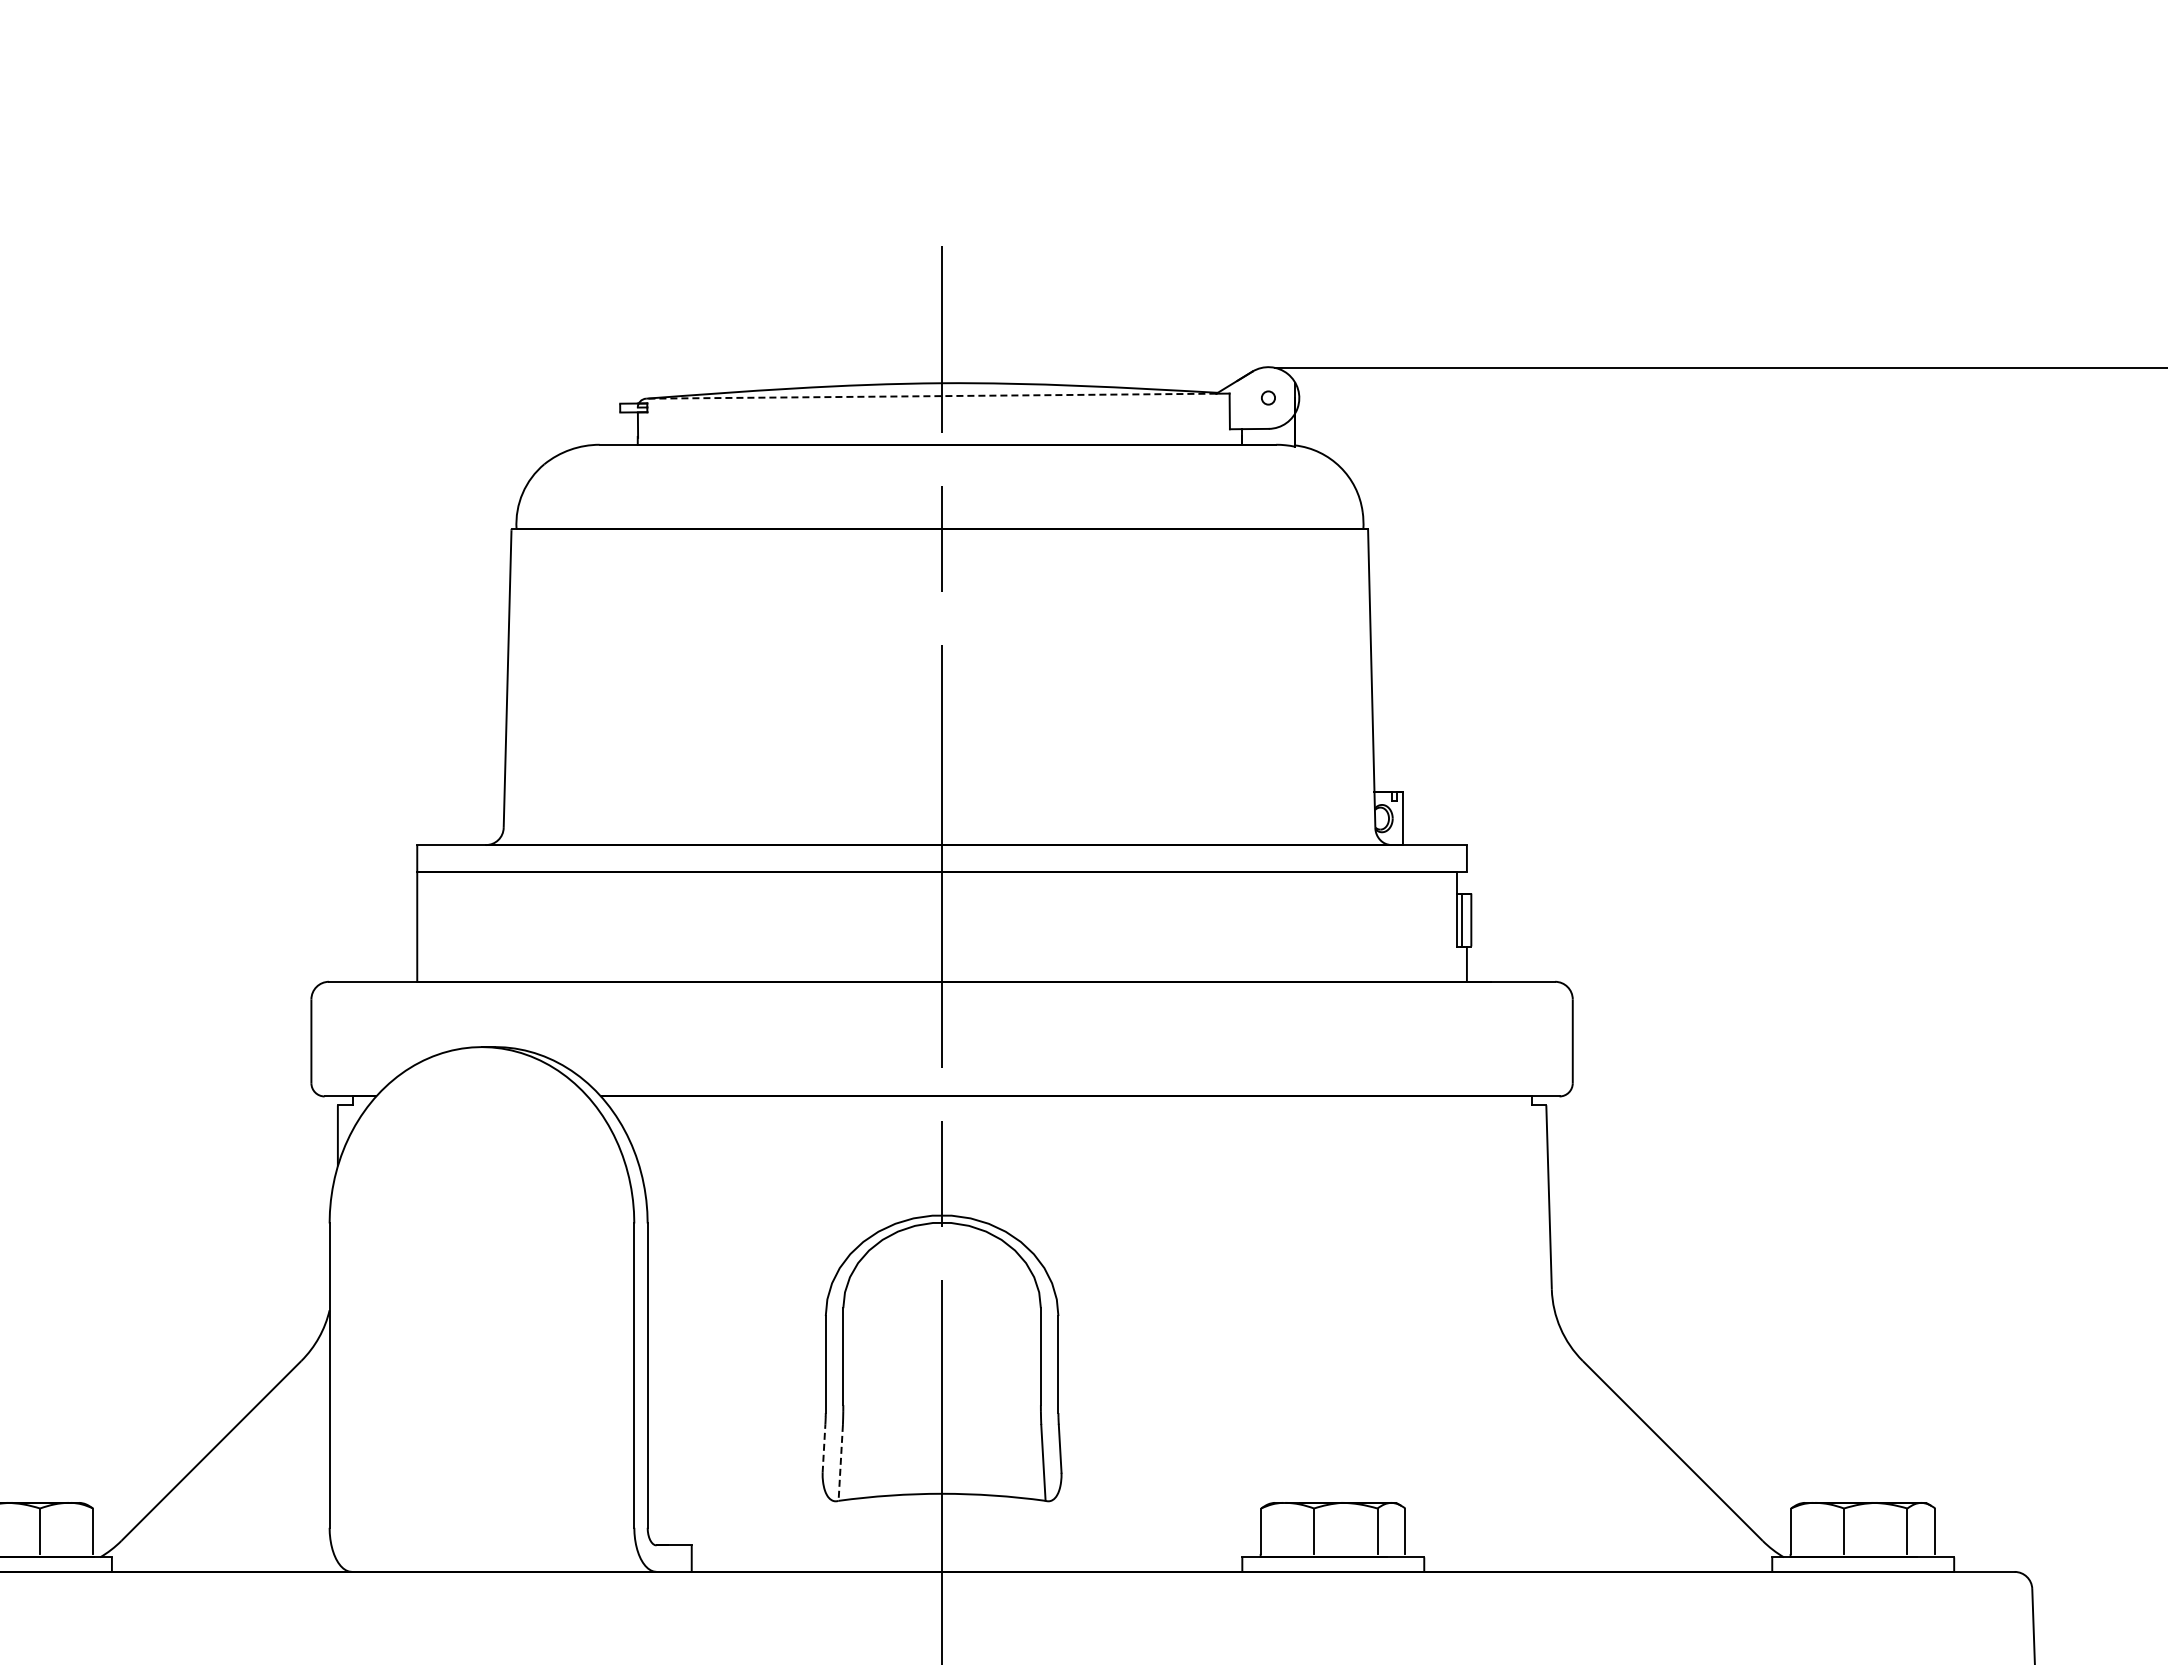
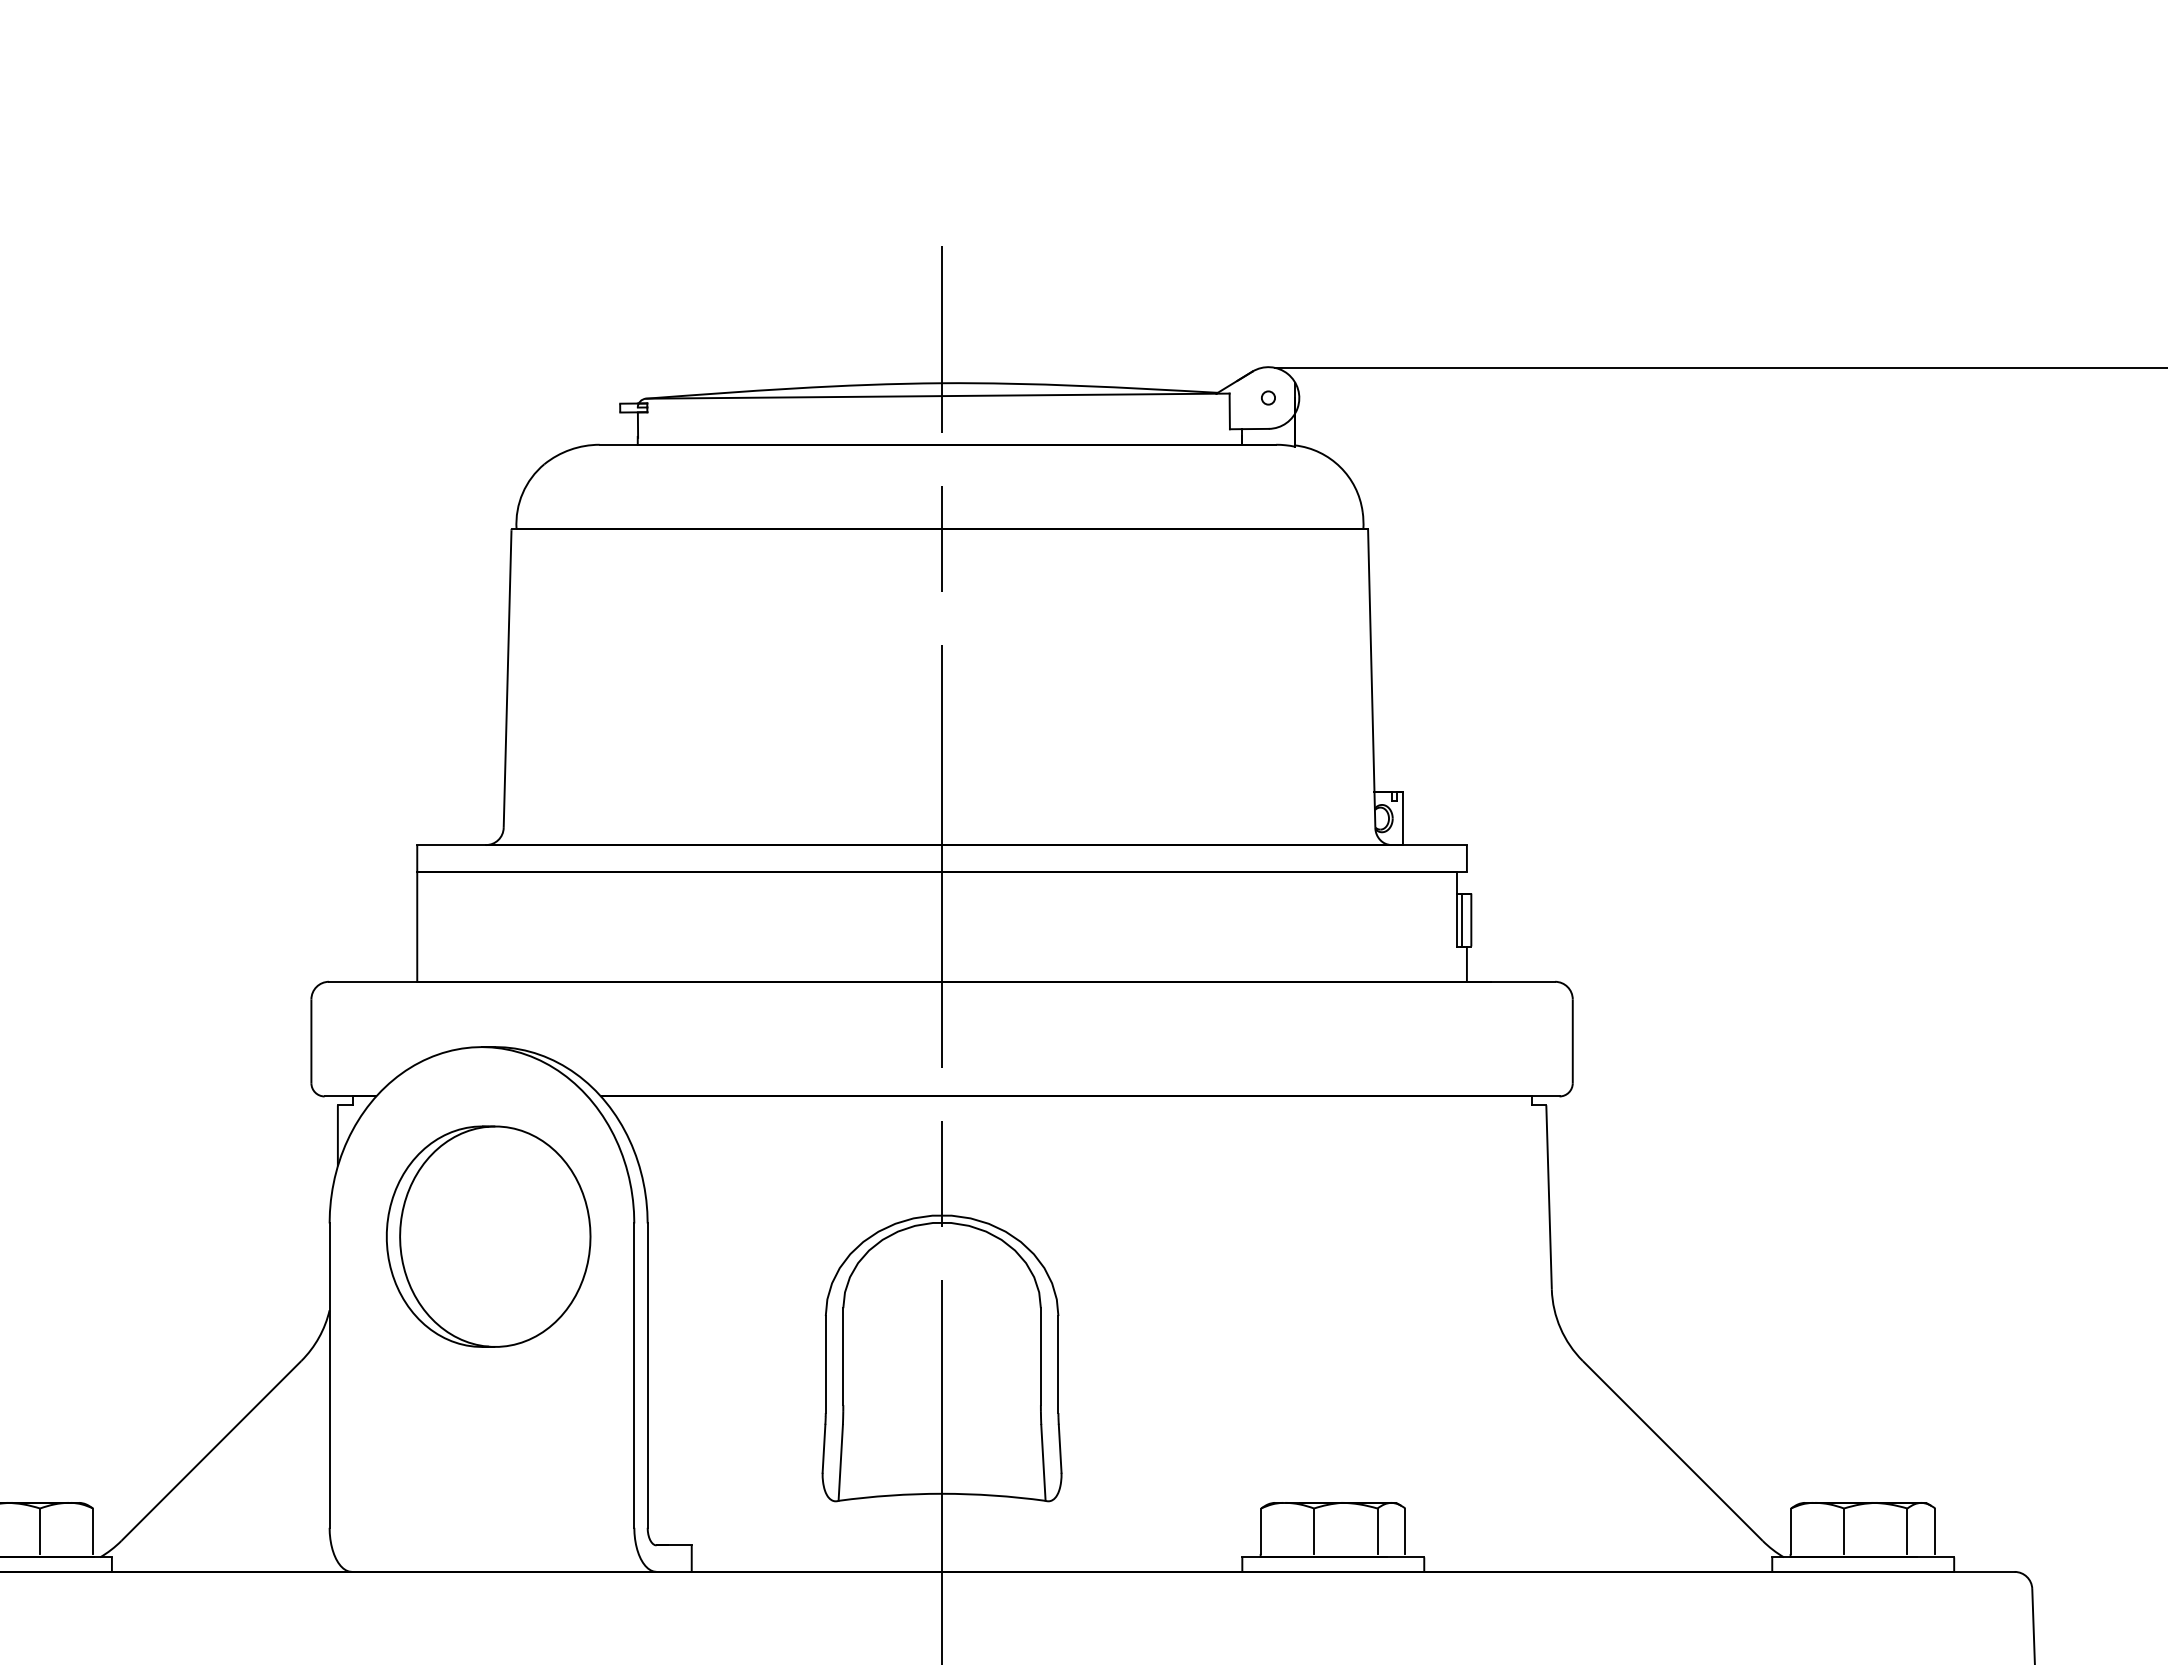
line: dashed -> solid (930, 396)
part: none -> present (488, 1236)
line: dashed -> solid (824, 1448)
line: dashed -> solid (840, 1463)
